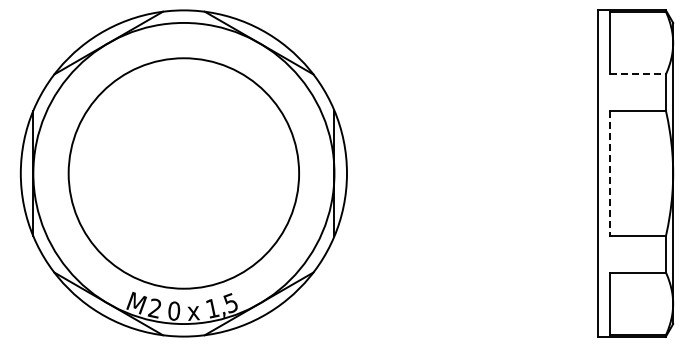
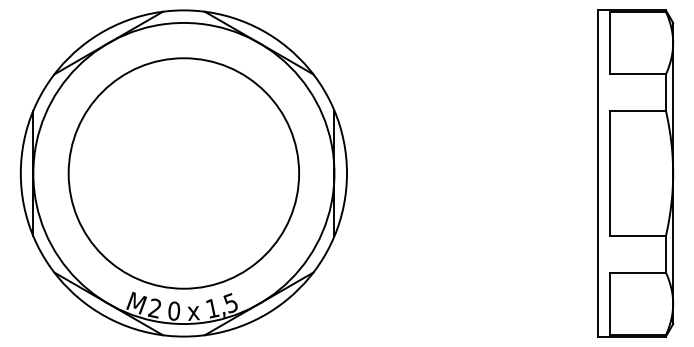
line: dashed -> solid (638, 74)
line: dashed -> solid (610, 173)
